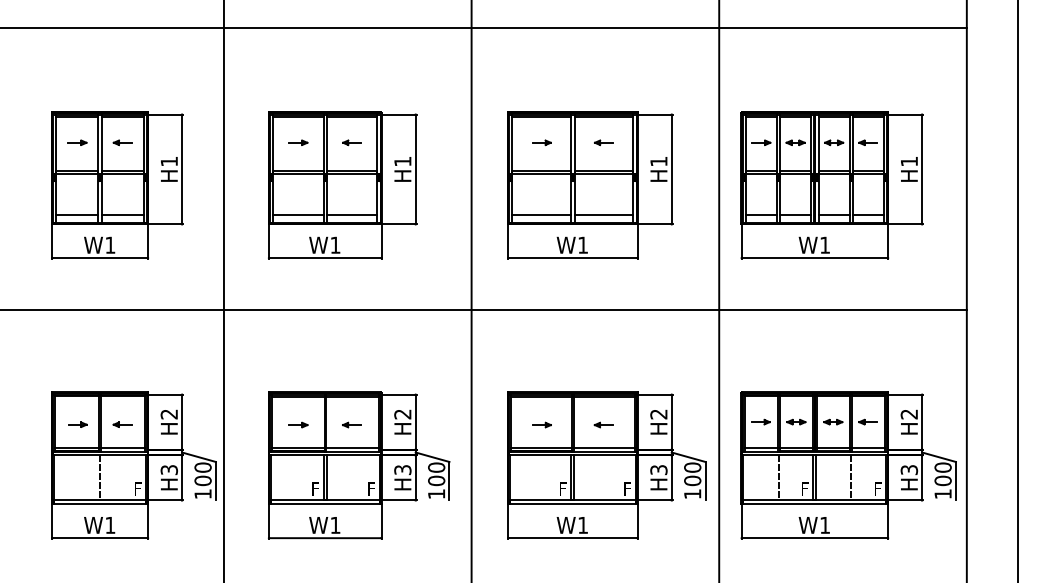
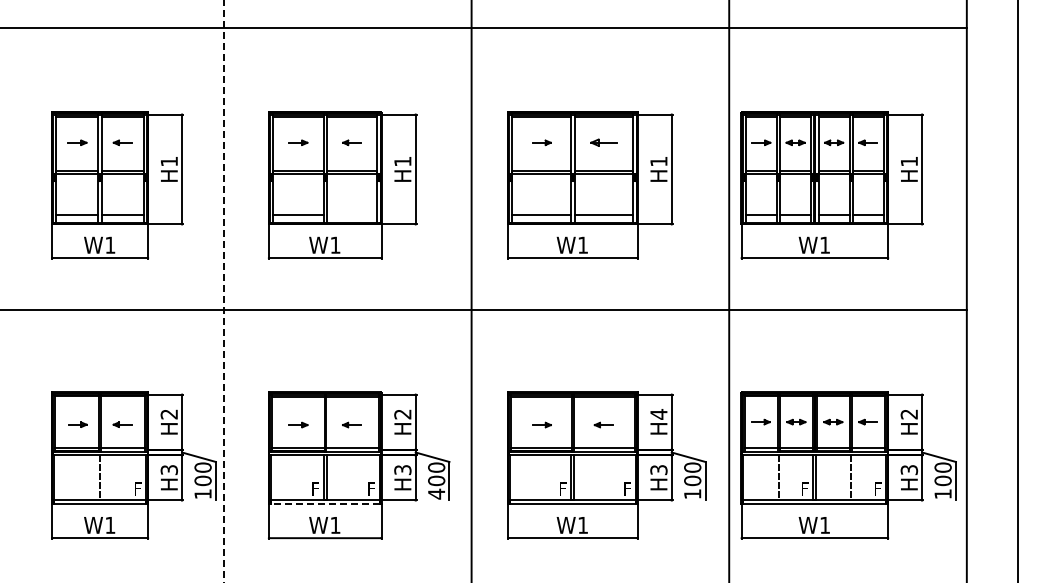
part size: 20x8 px -> 28x9 px (603, 142)
line: present -> none (351, 215)
line position: (719, 290) -> (729, 290) (729, 290)
line: solid -> dashed (223, 291)
text: H2 -> H4 (658, 414)
text: 100 -> 400 (436, 493)
line: solid -> dashed (325, 504)
